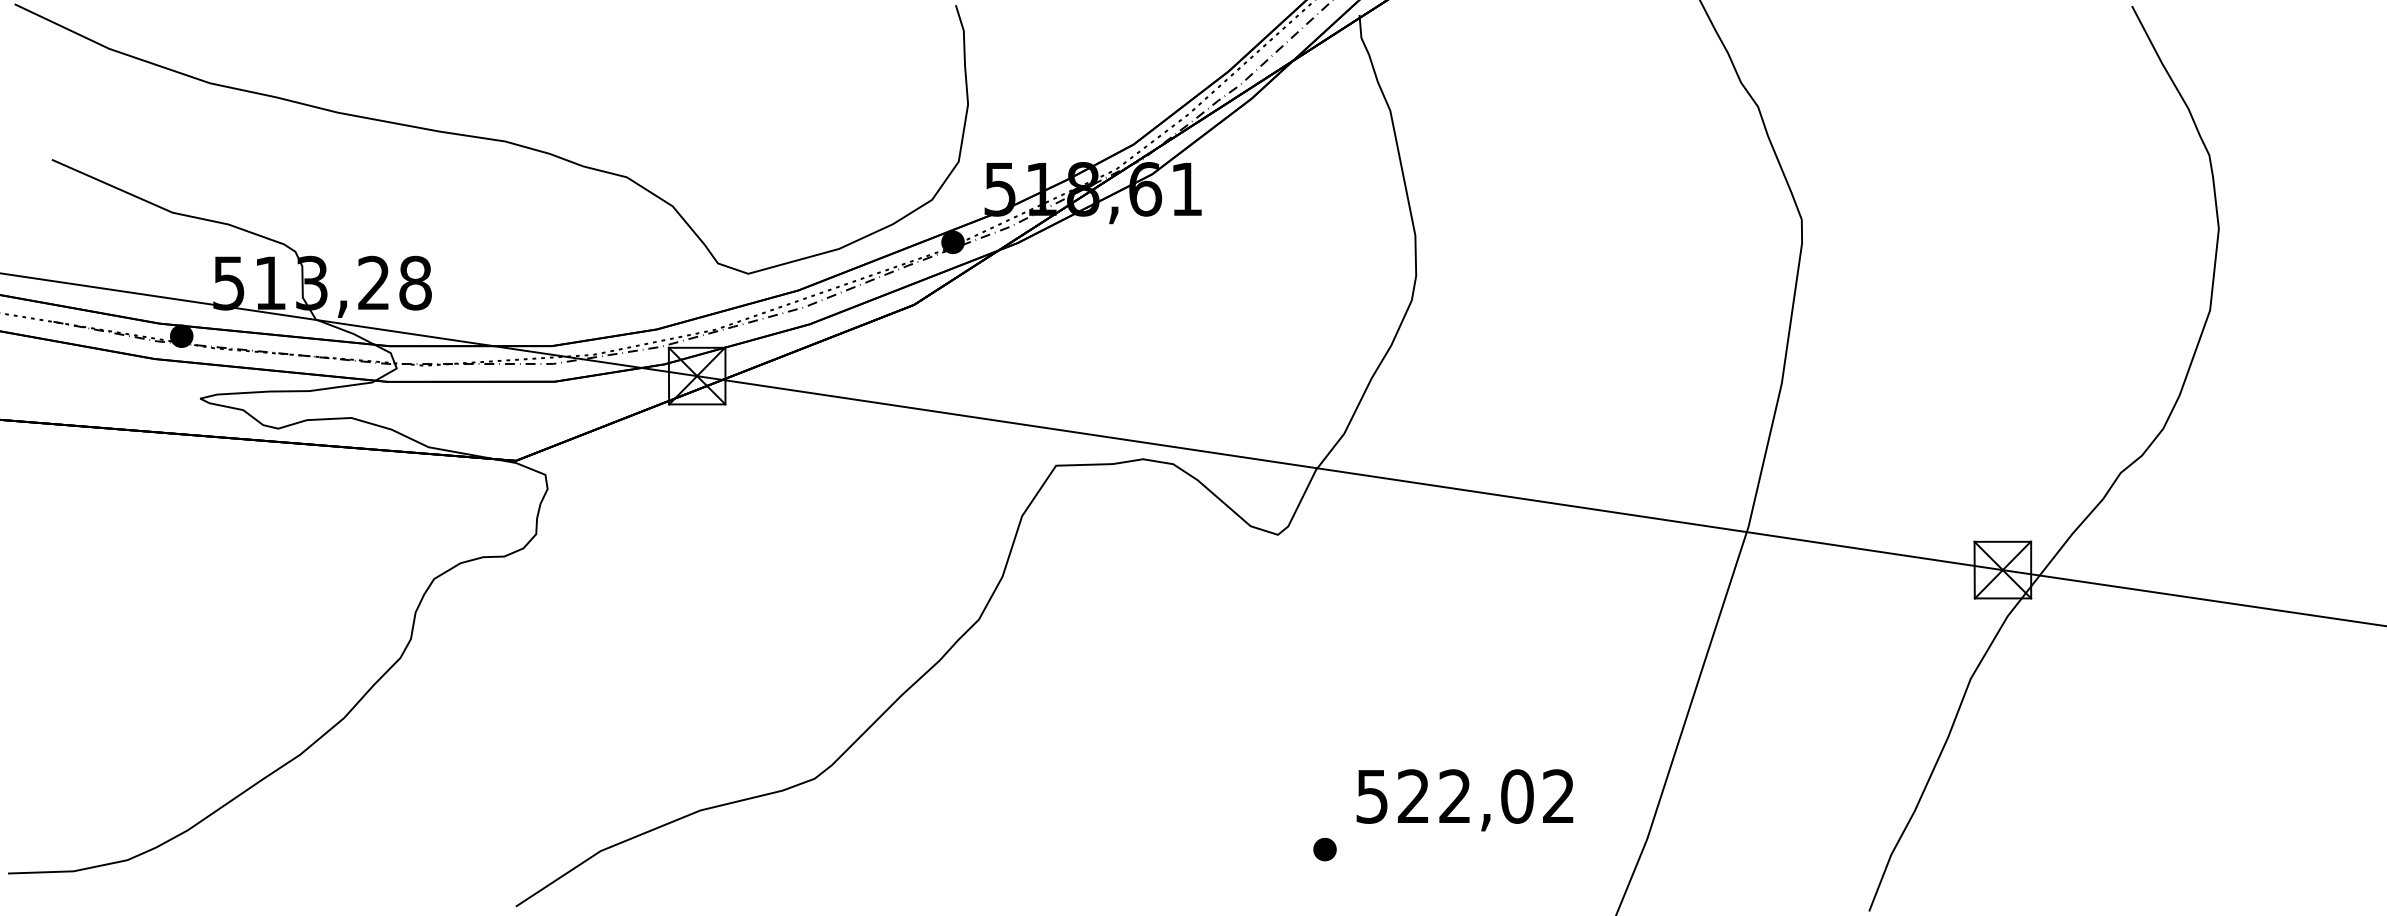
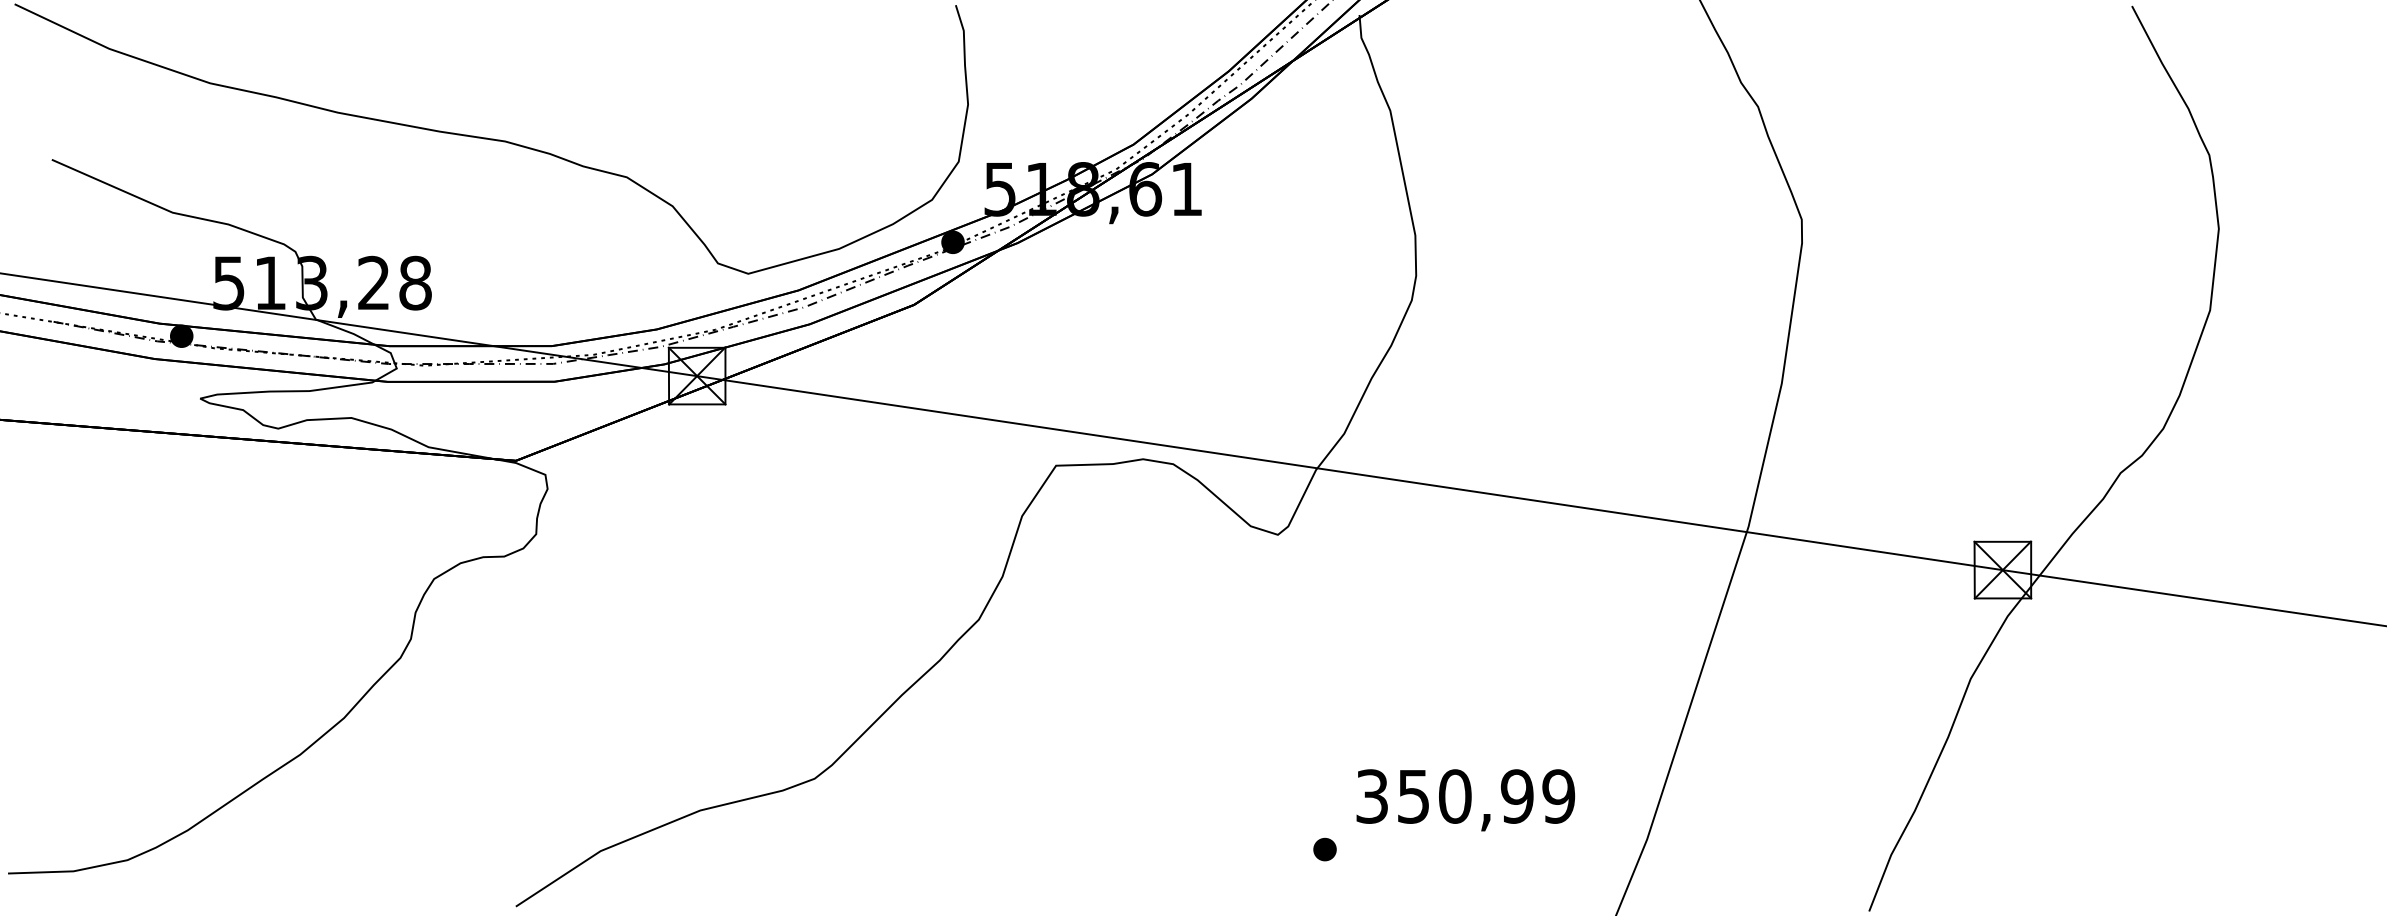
text: 522,02 -> 350,99 (1466, 796)
